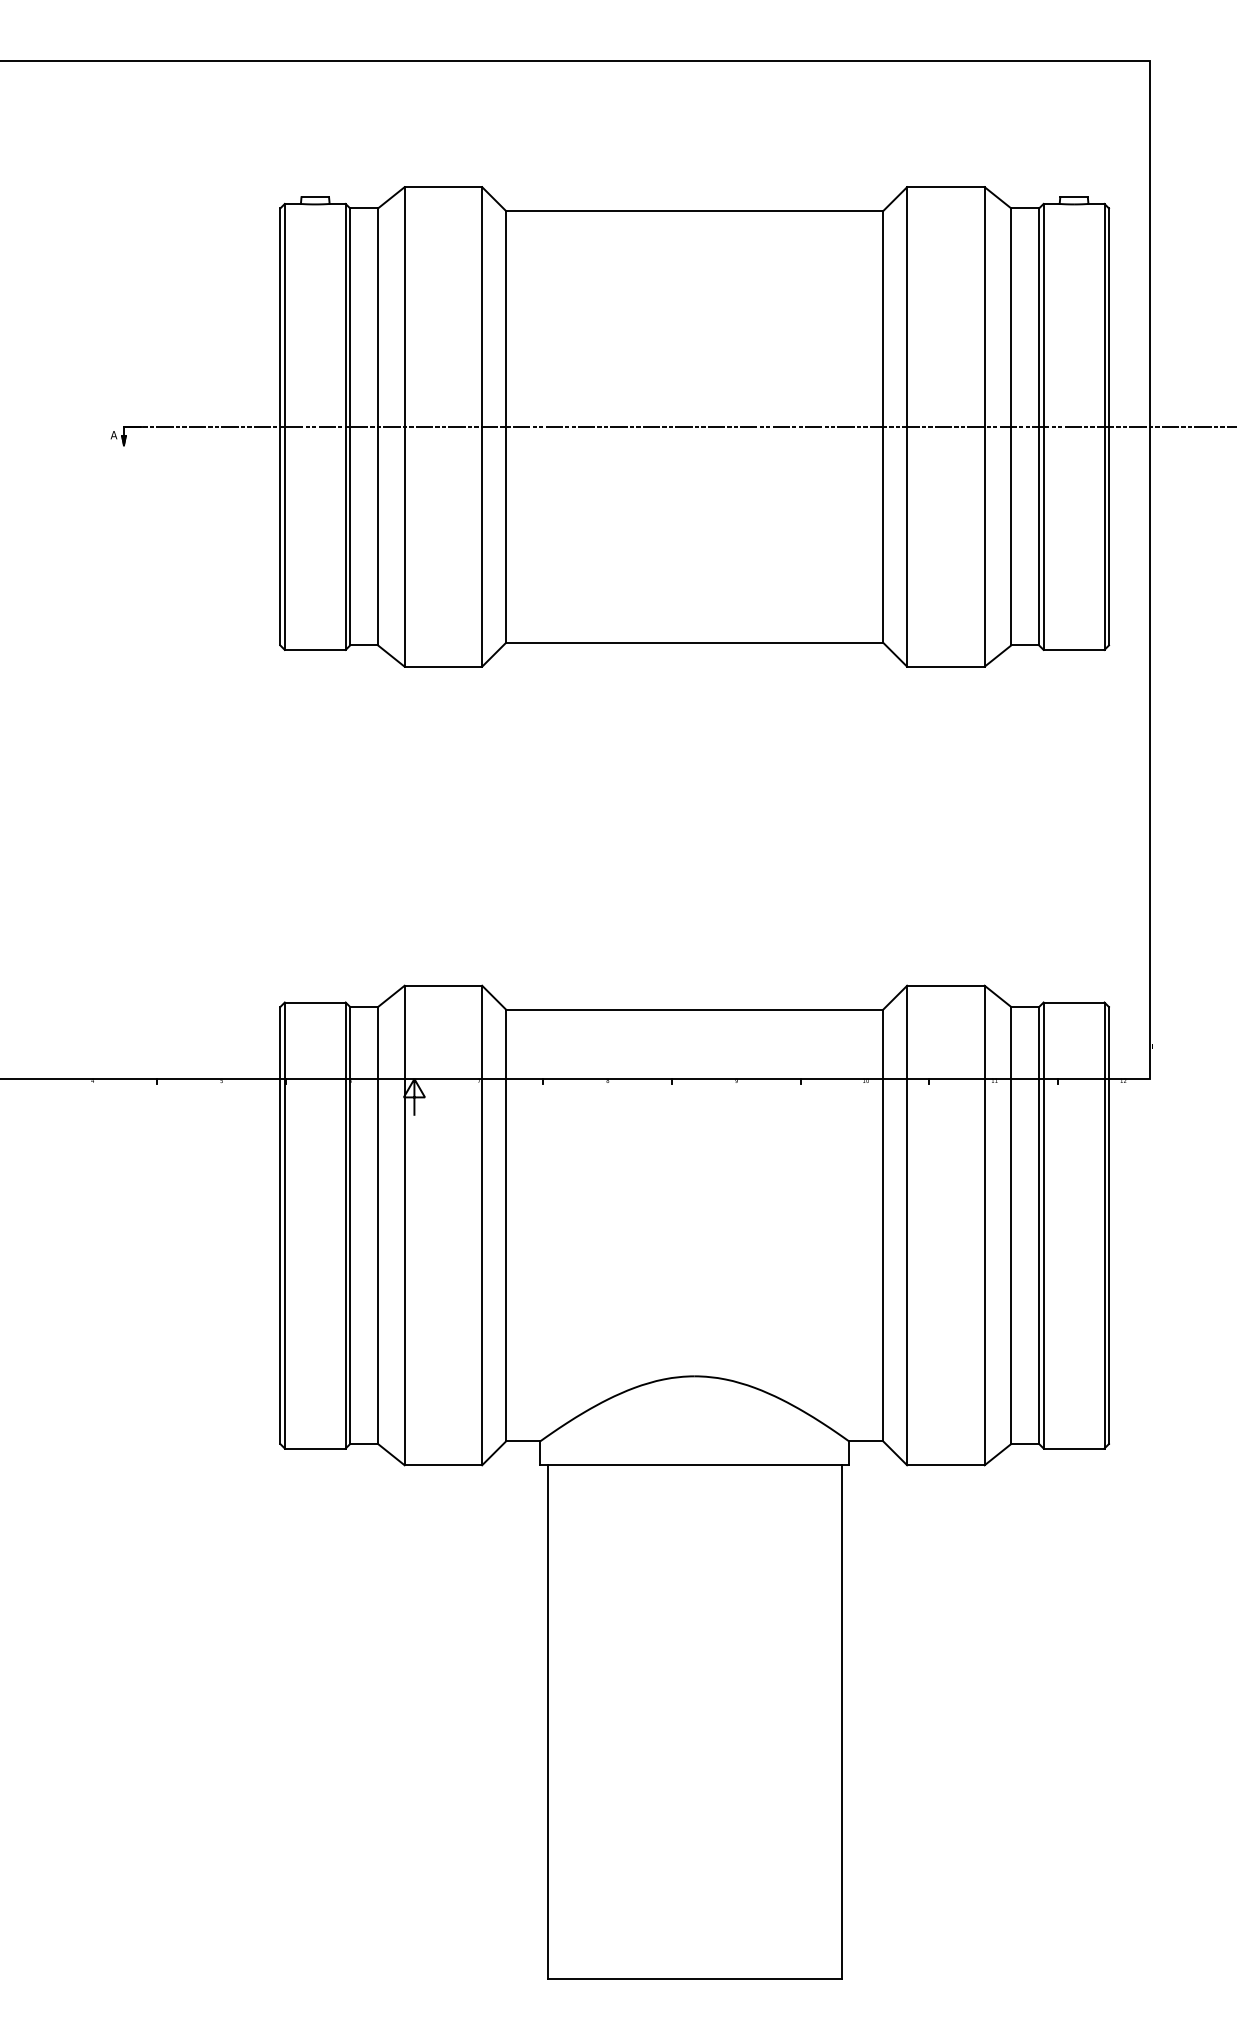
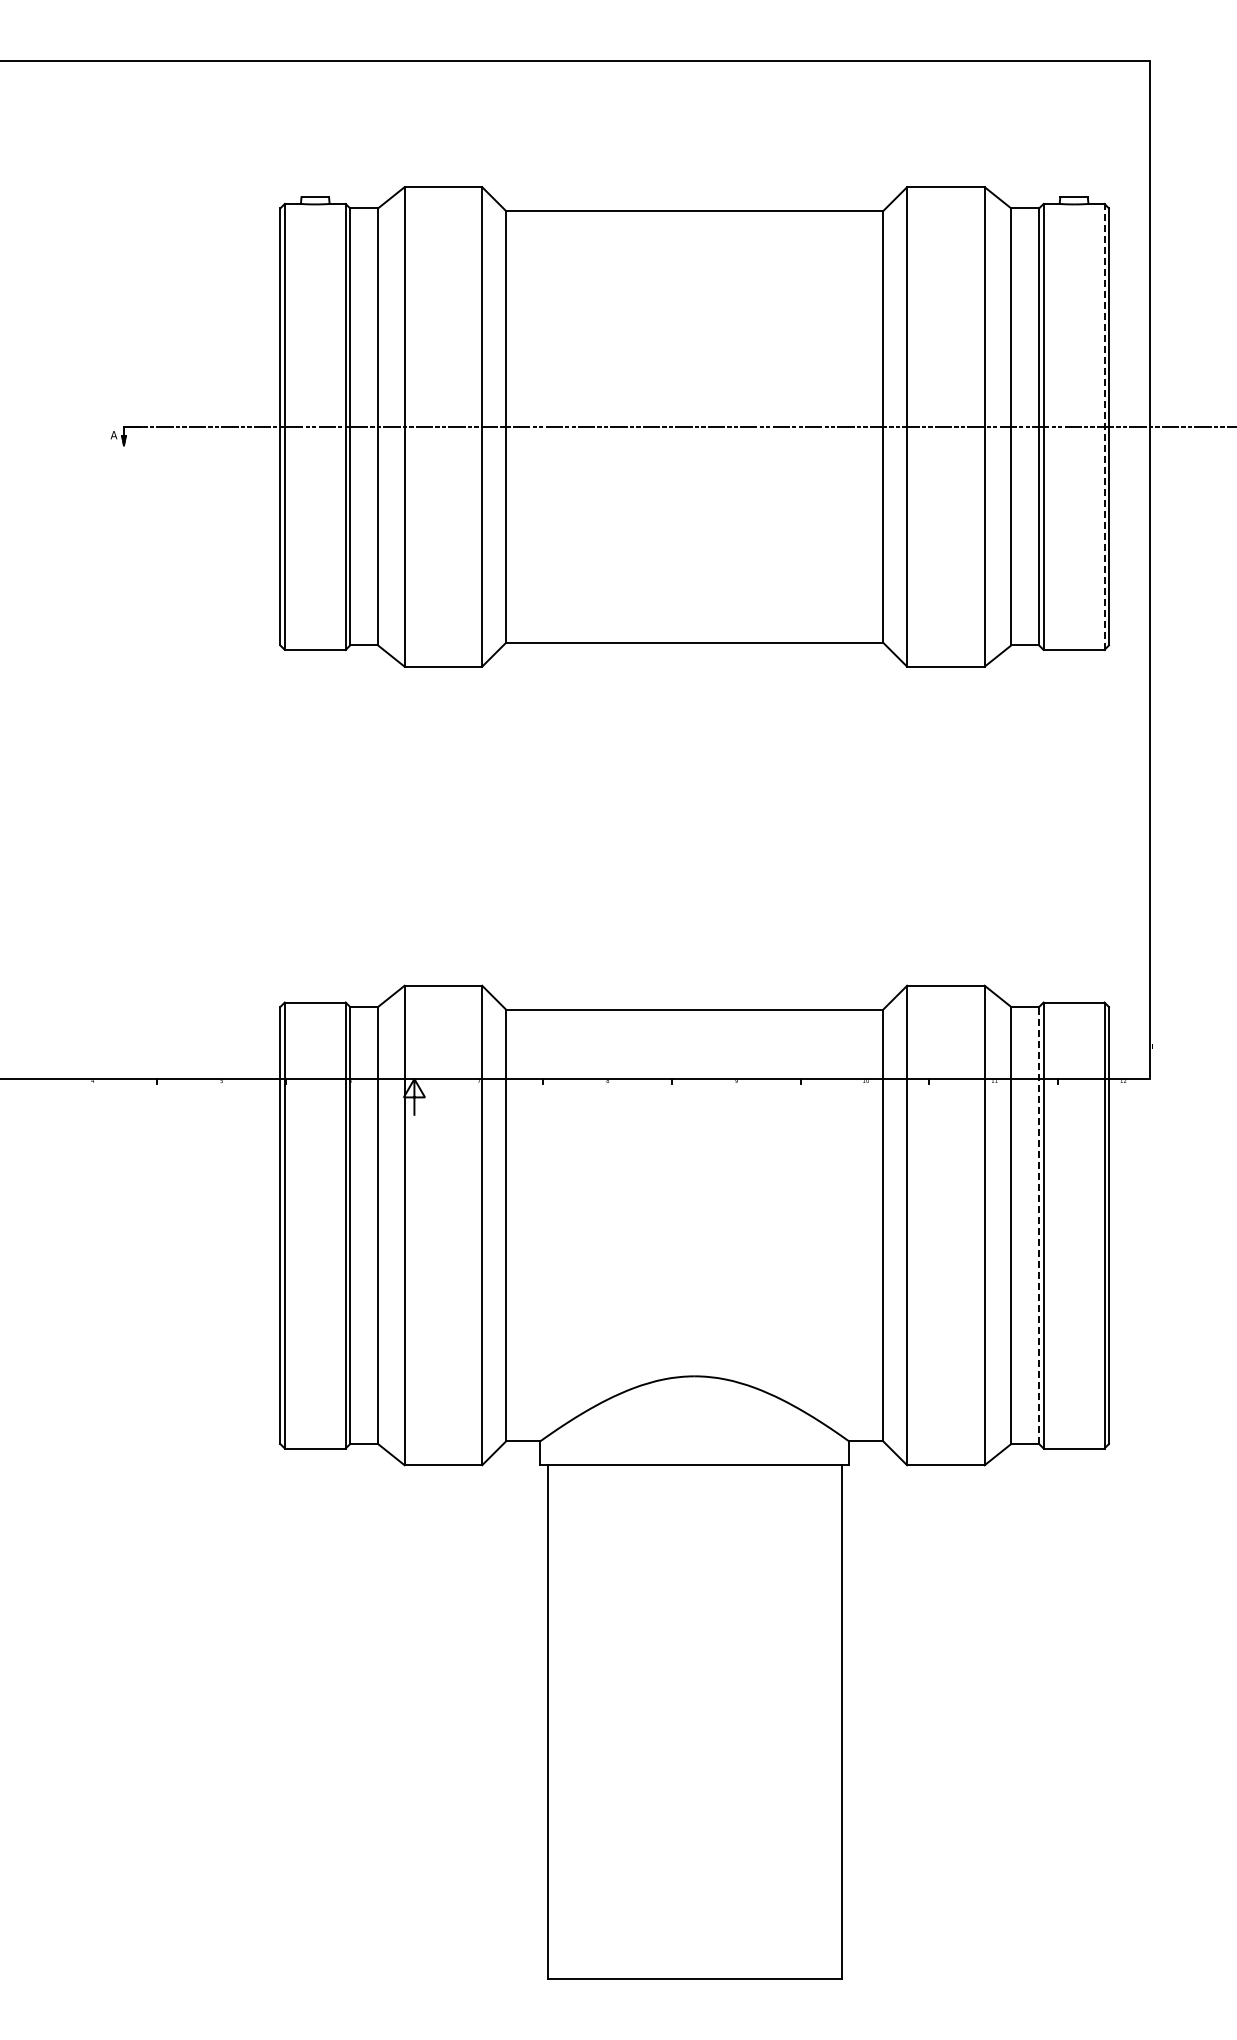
line: solid -> dashed (1104, 426)
line: solid -> dashed (1039, 1225)
